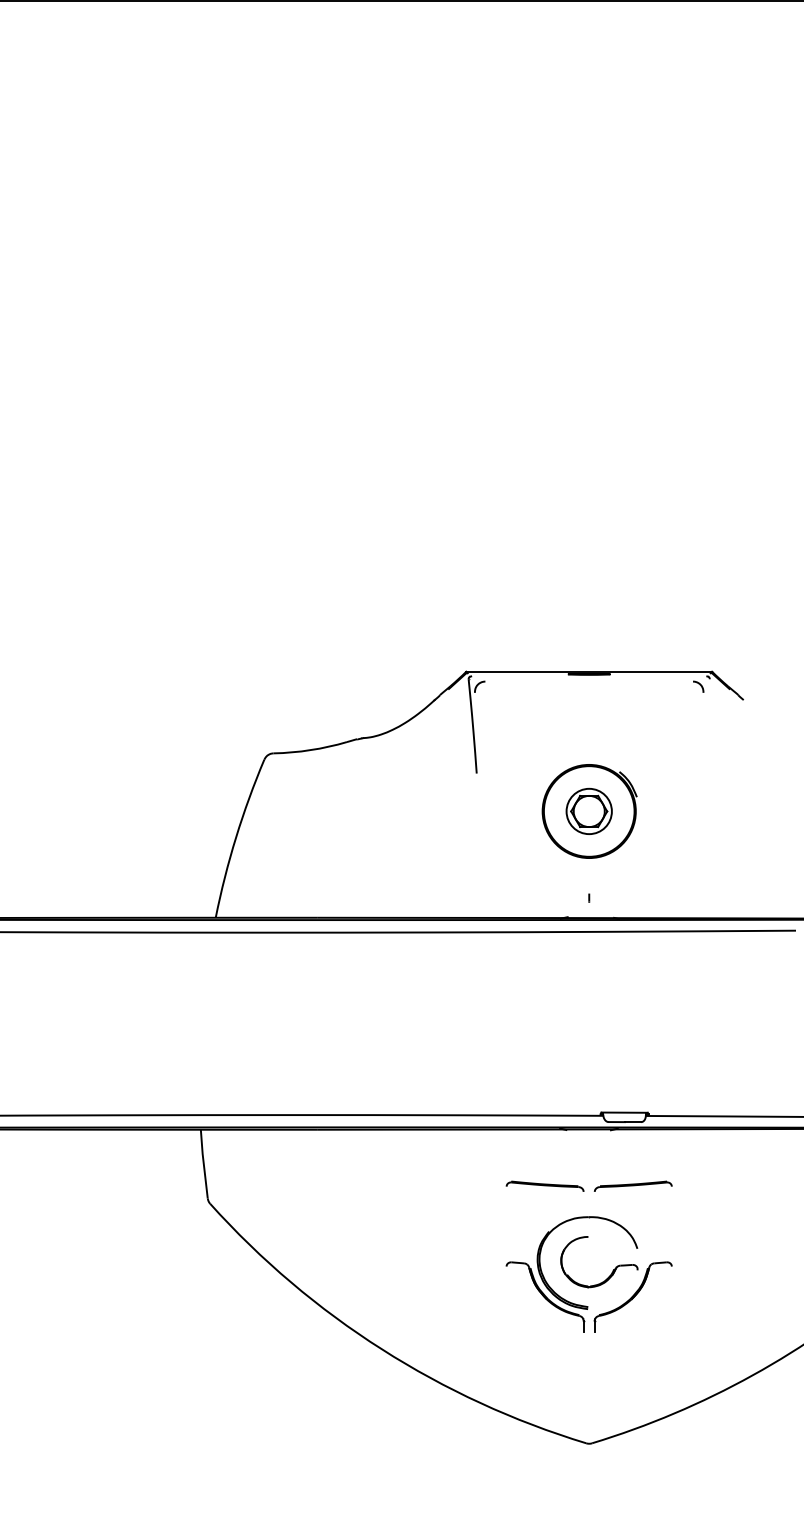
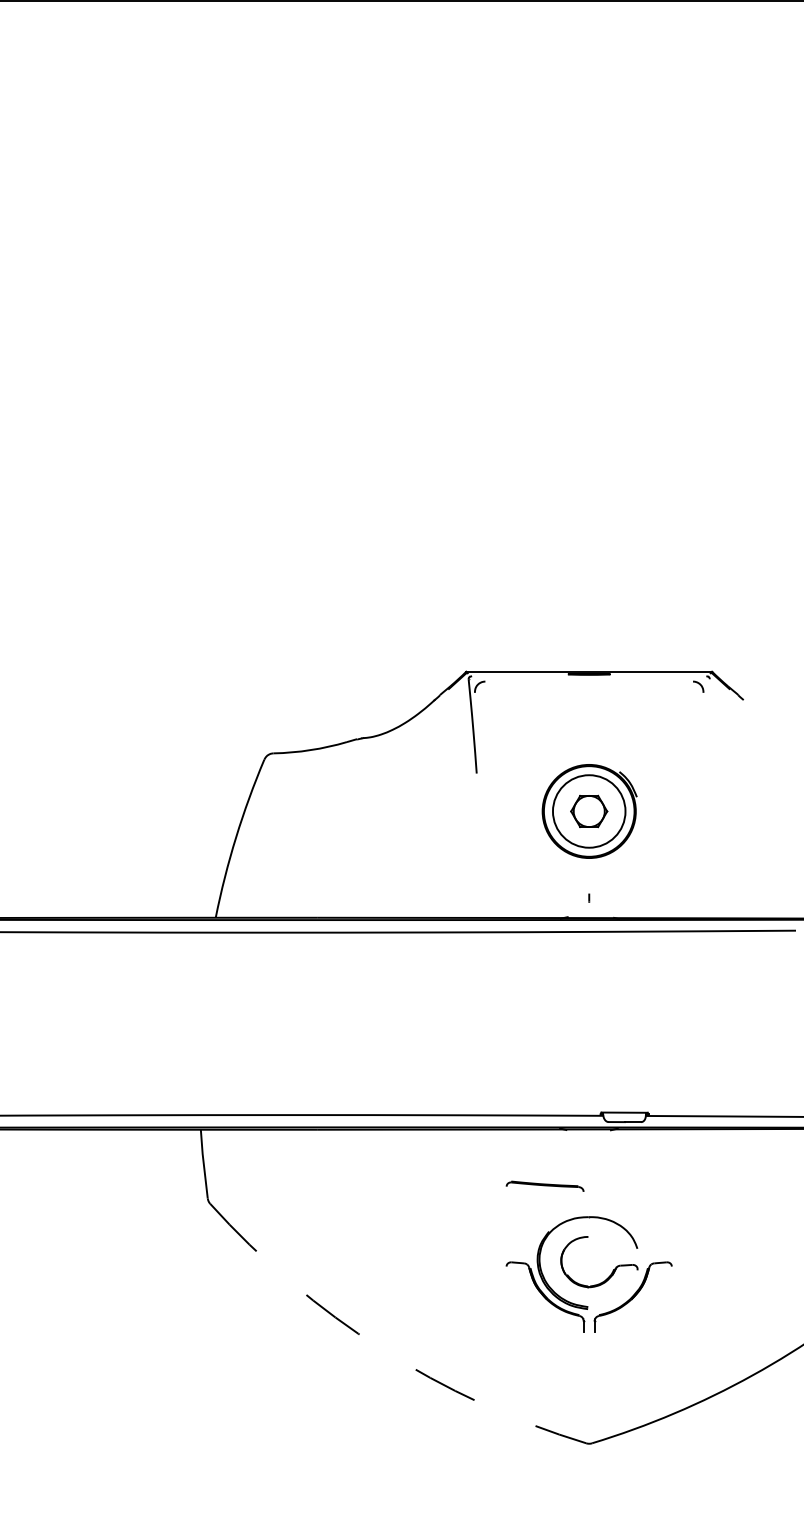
circle diameter: 45 px -> 73 px (588, 811)
part: present -> none (632, 1185)
arc: solid -> dashed (381, 1349)
